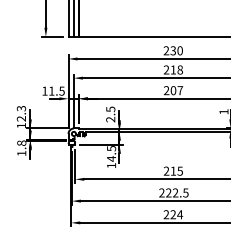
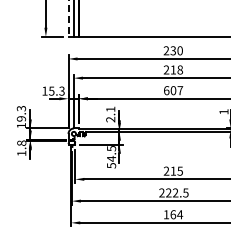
line: solid -> dashed (68, 18)
text: 11.5 -> 15.3 (56, 90)
text: 207 -> 607 (166, 90)
text: 2.5 -> 2.1 (110, 109)
text: 12.3 -> 19.3 (21, 118)
text: 14.5 -> 54.5 (111, 165)
text: 224 -> 164 (169, 214)
